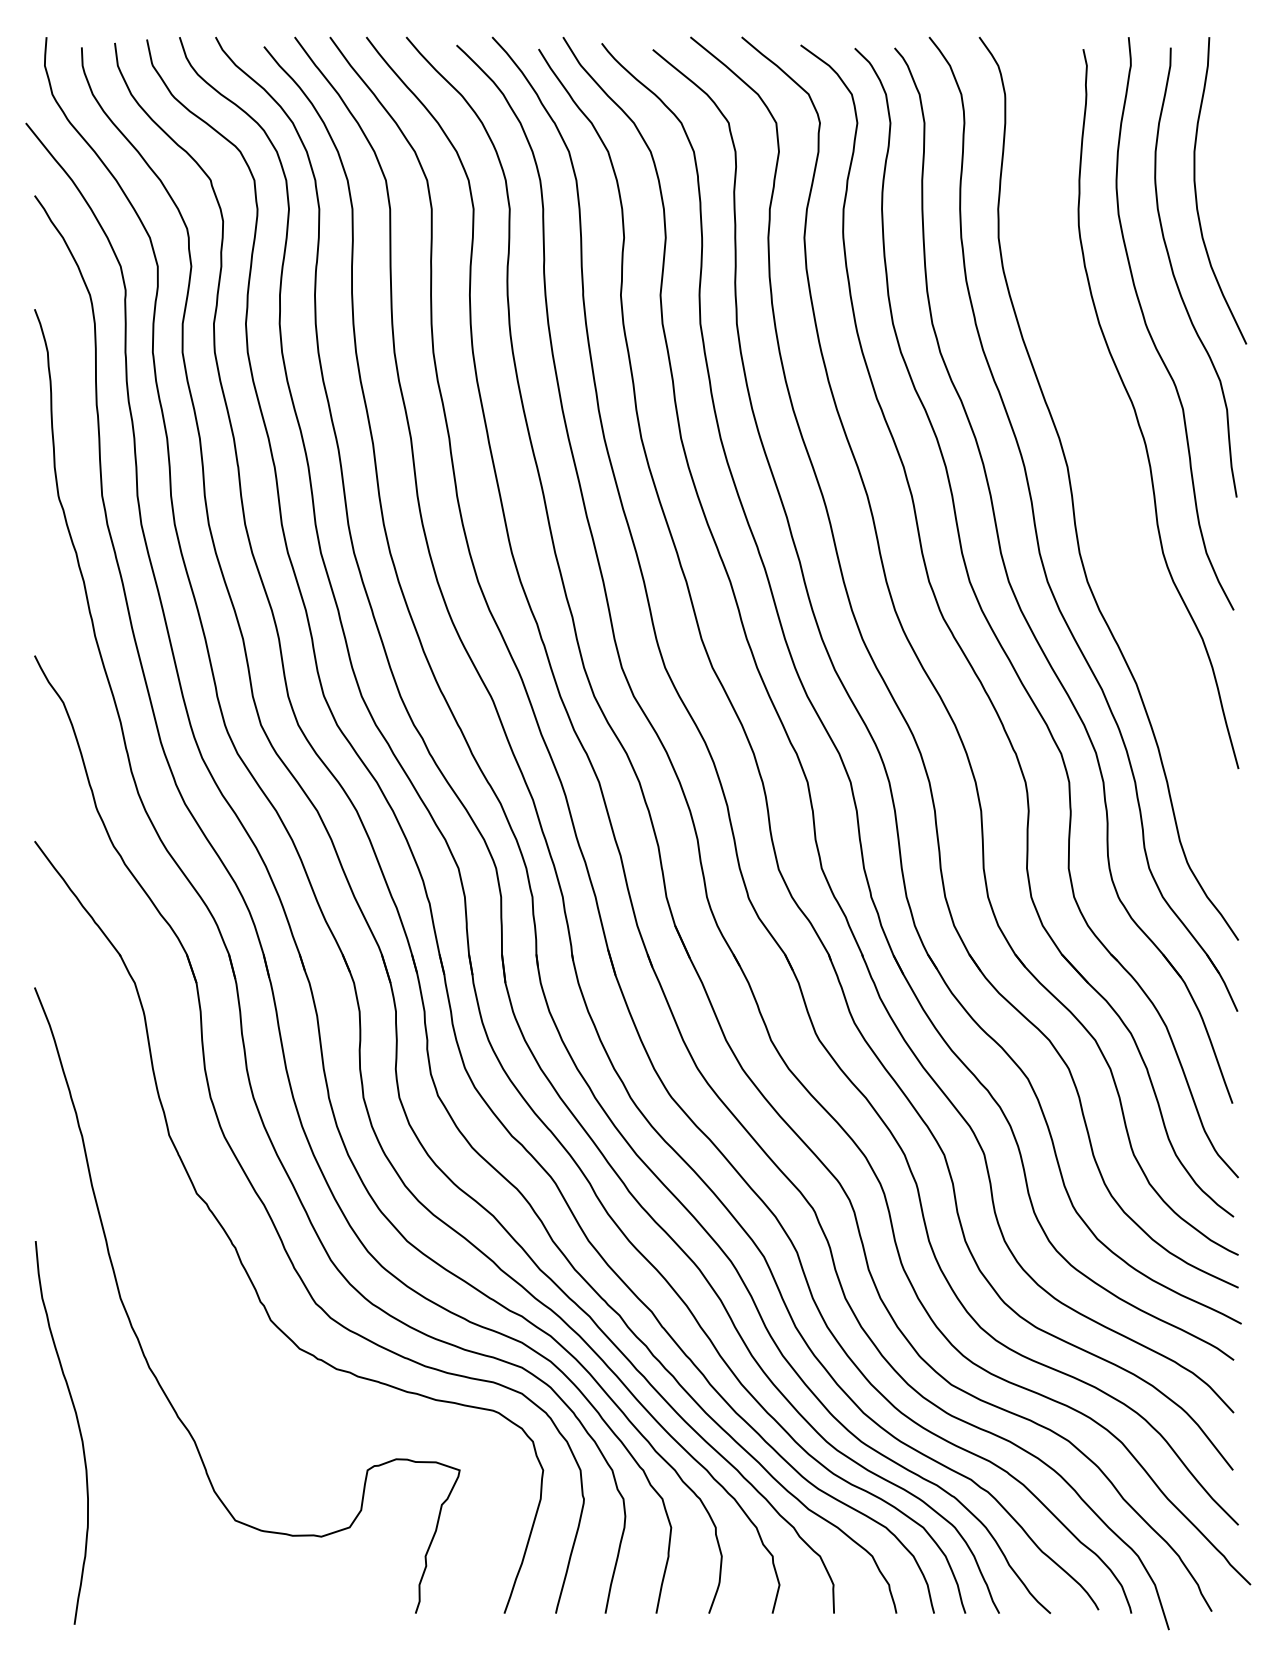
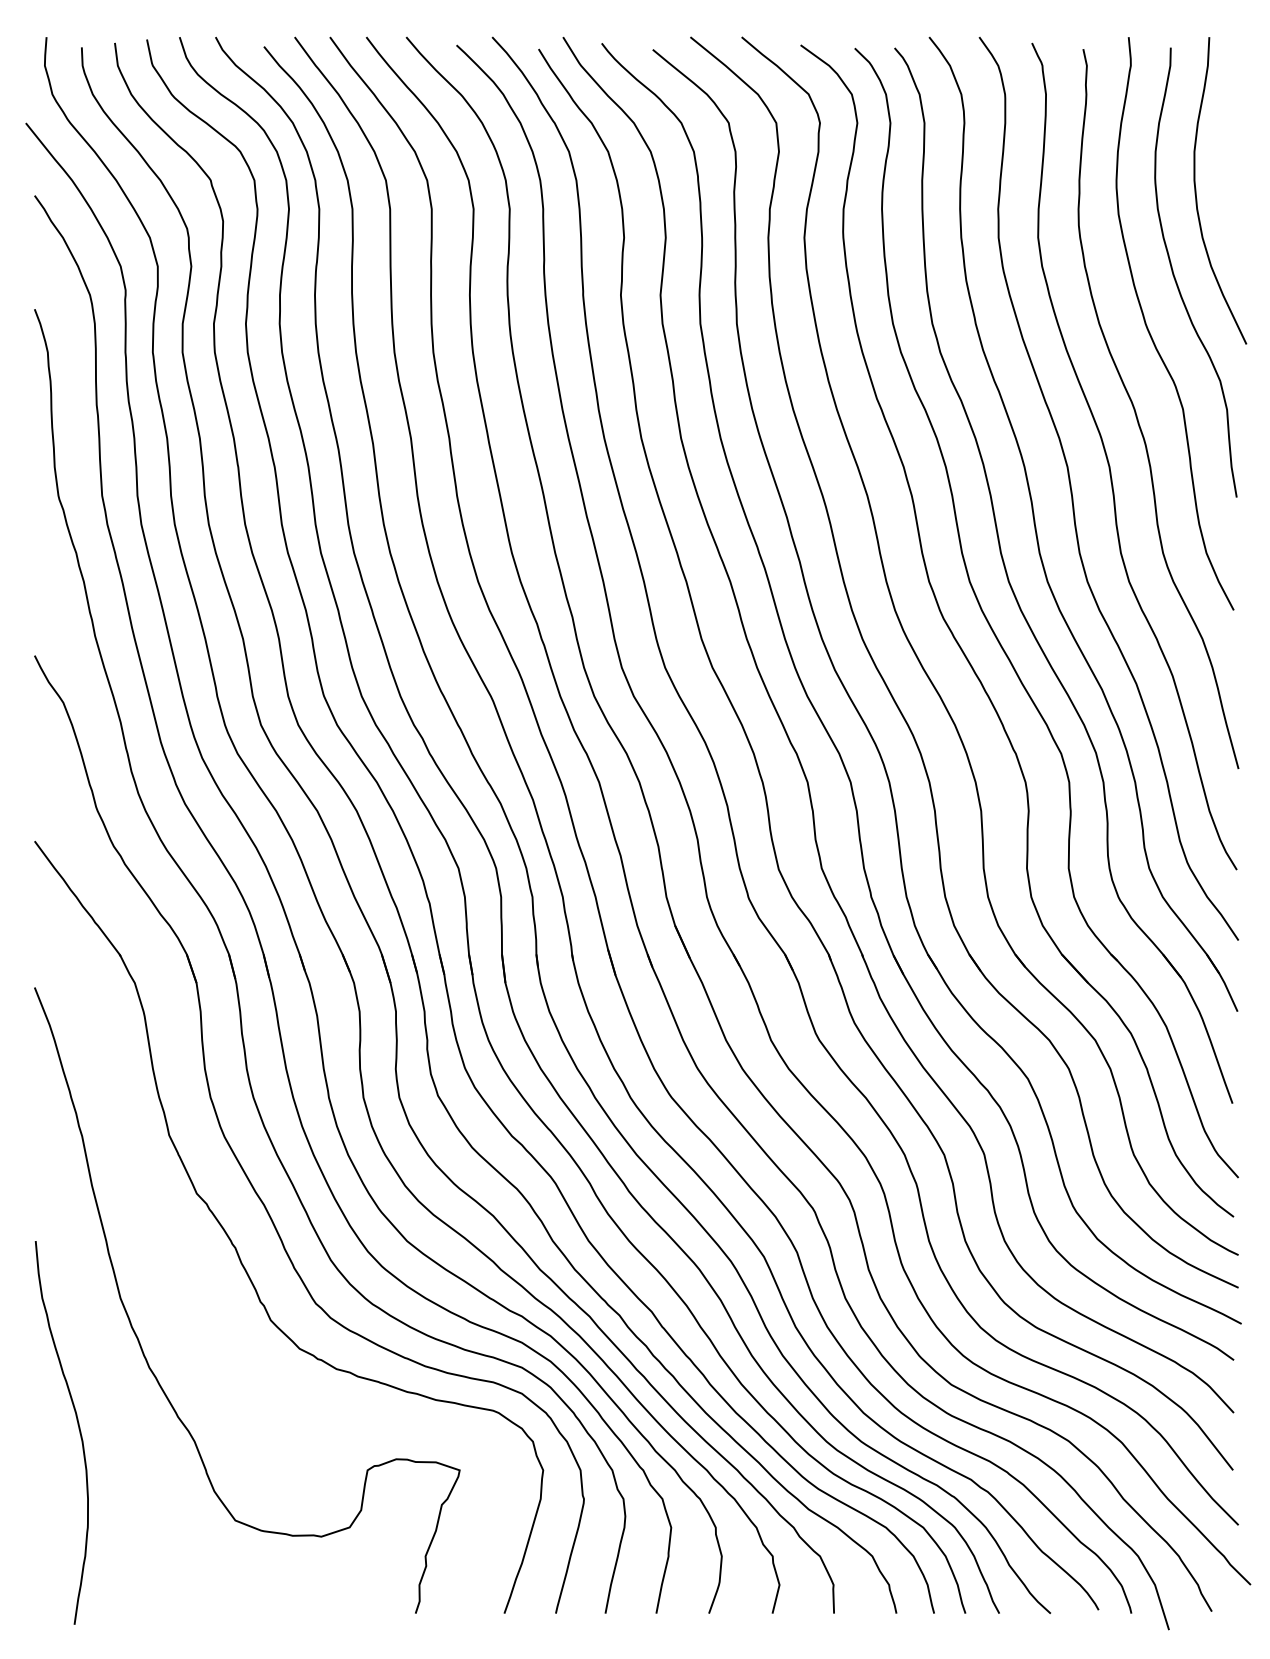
curve: none -> present (1109, 462)
